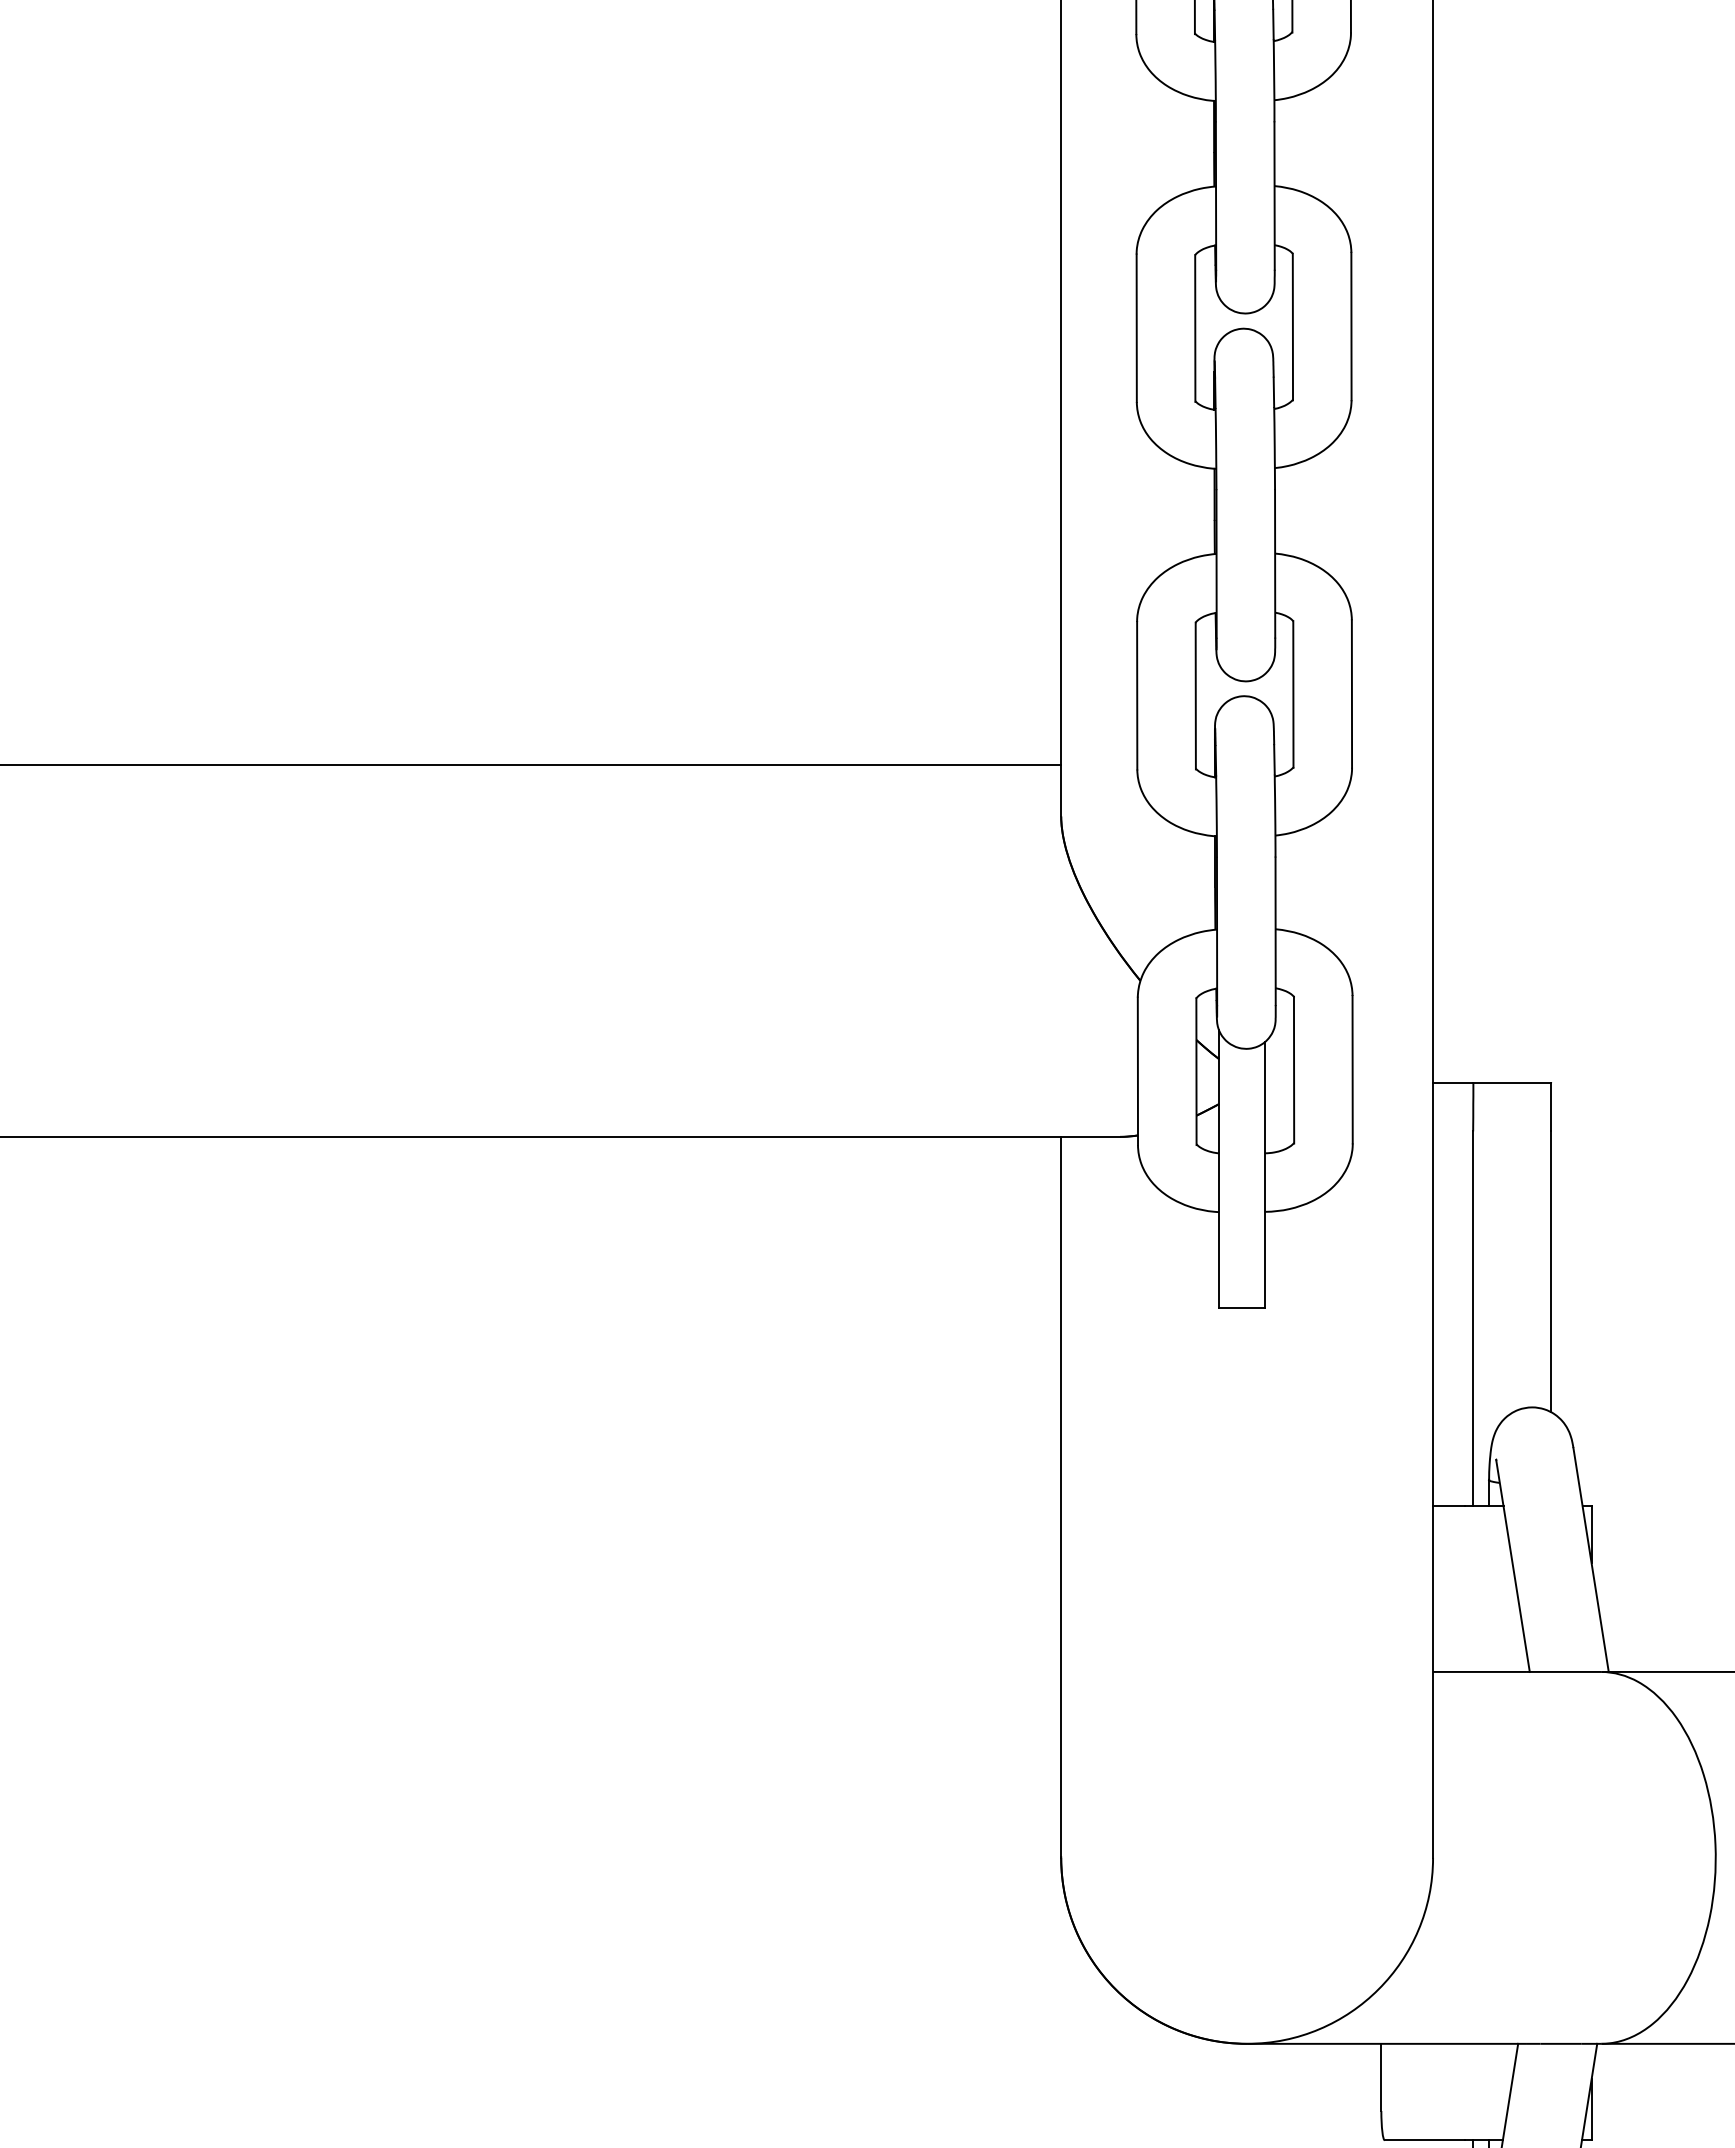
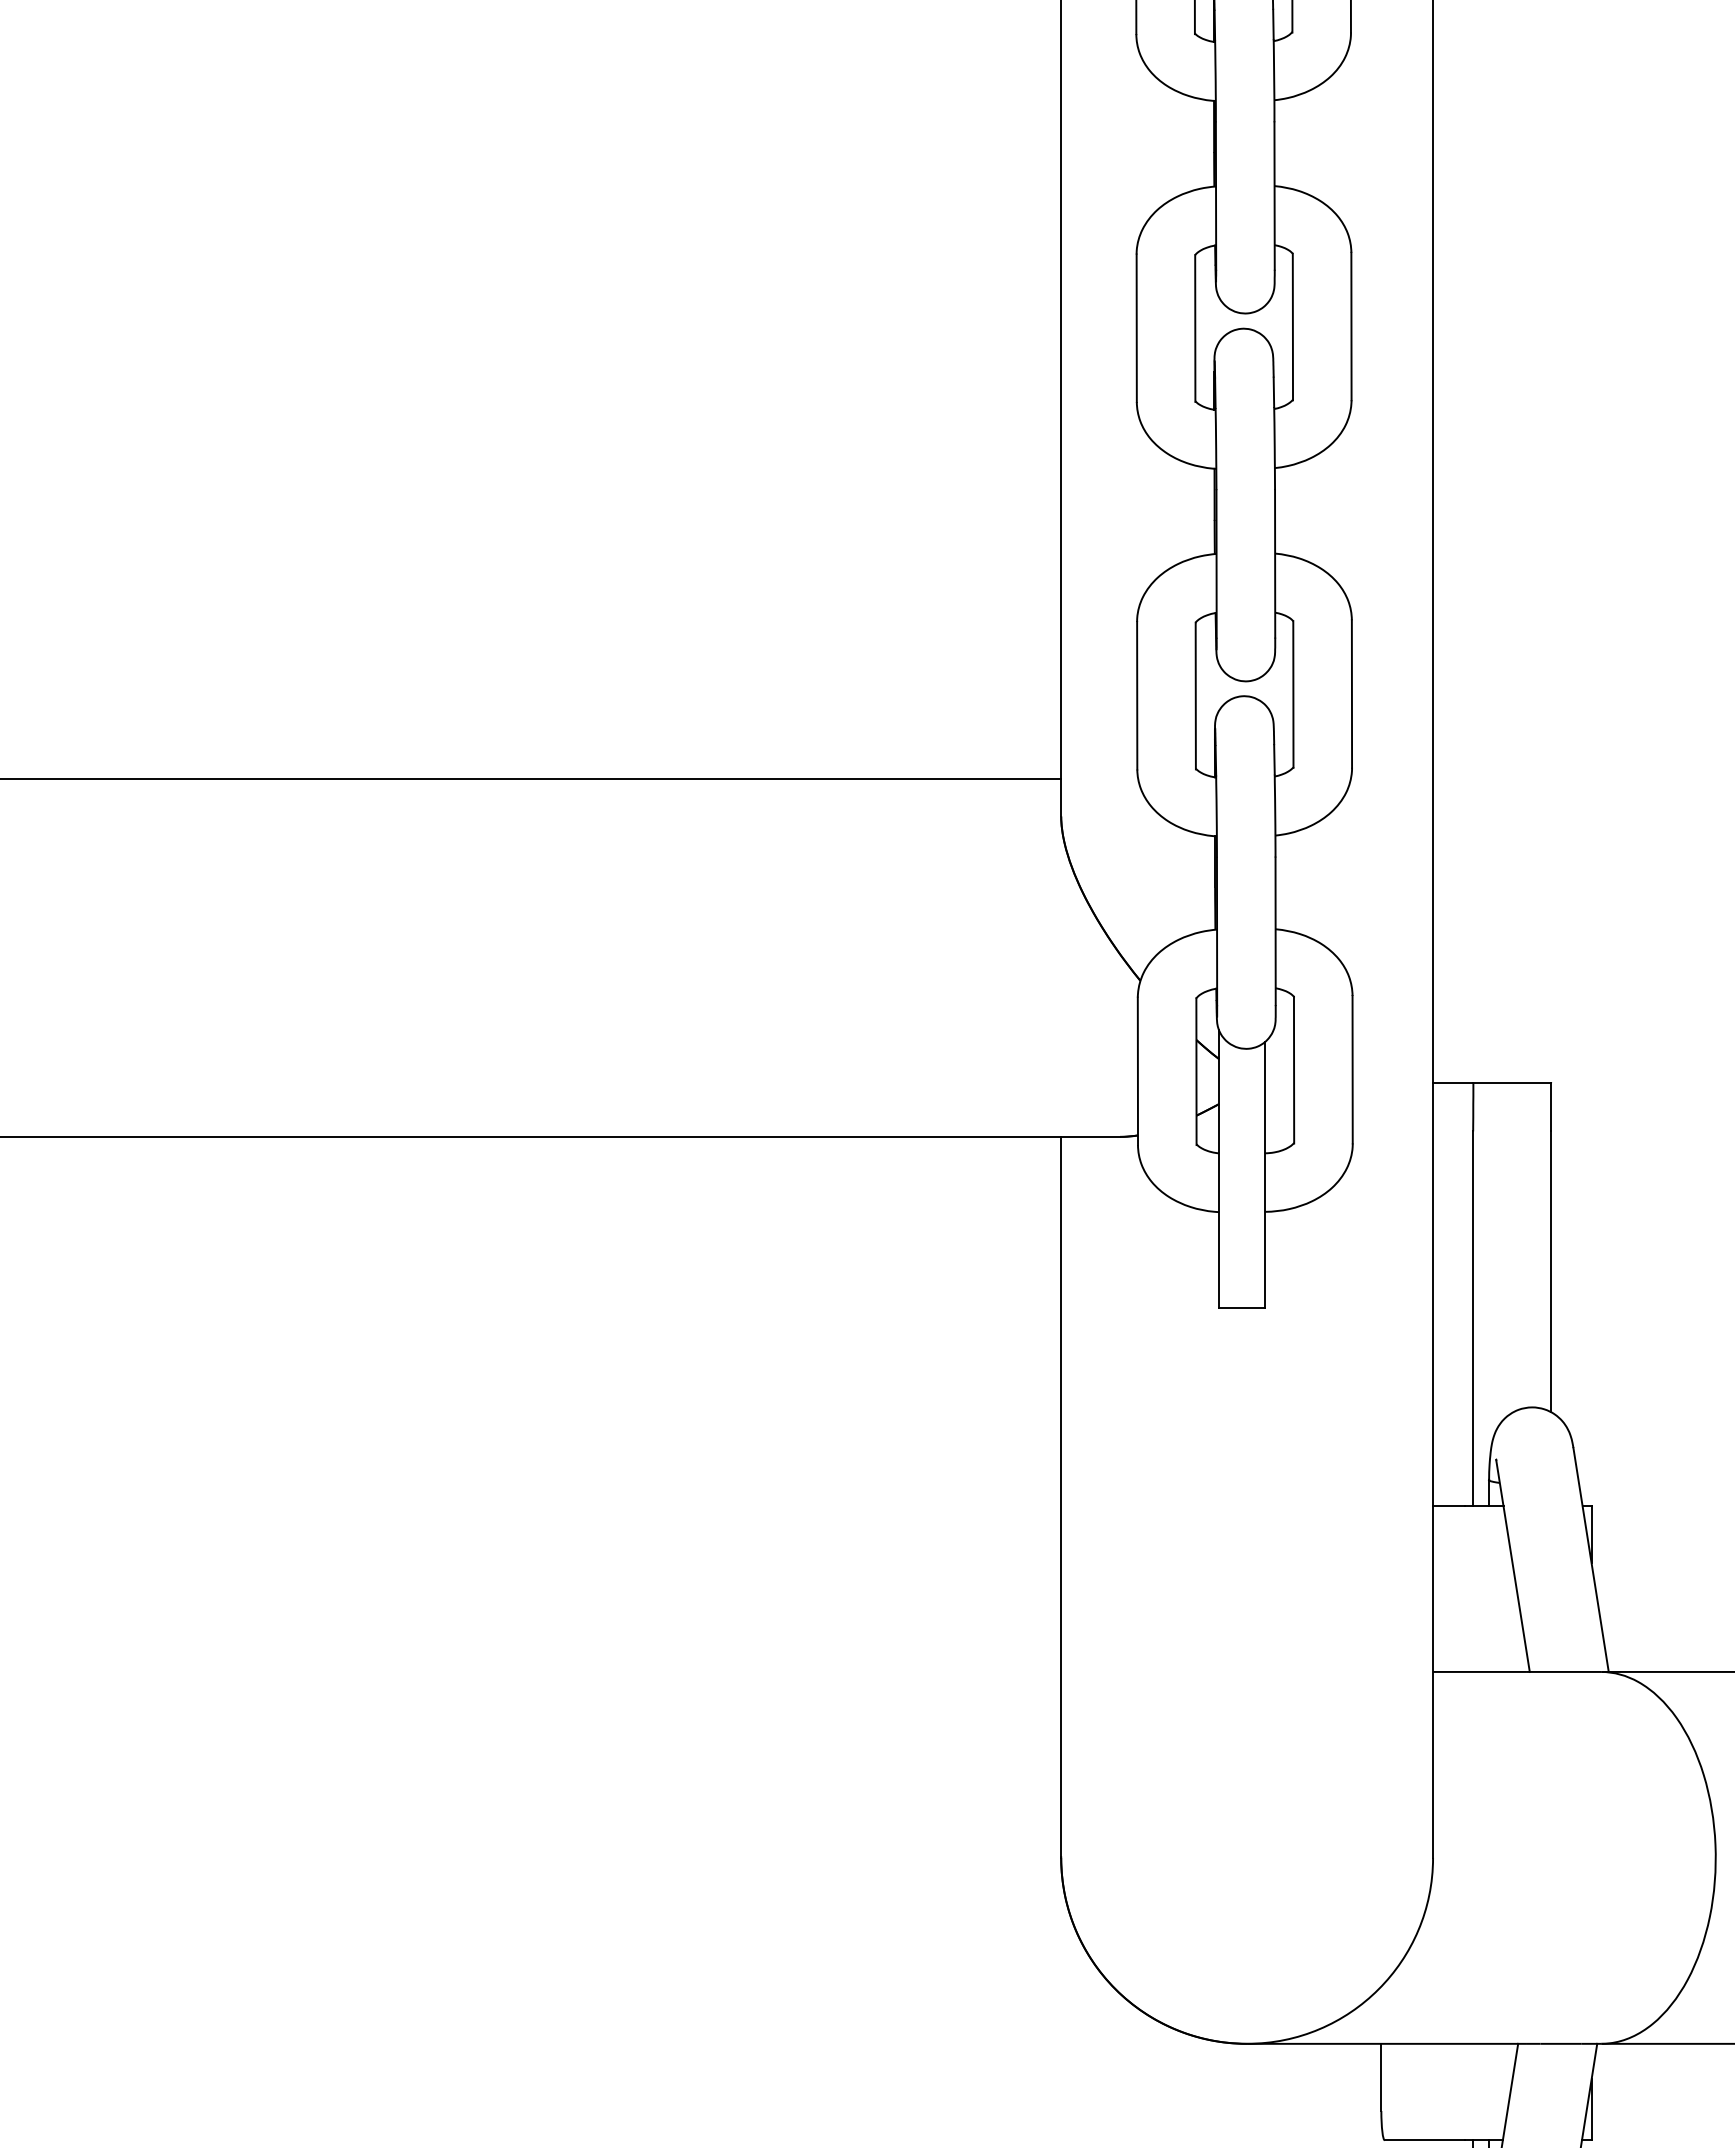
line position: (531, 765) -> (531, 779) (531, 779)
